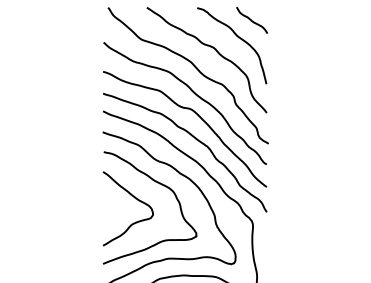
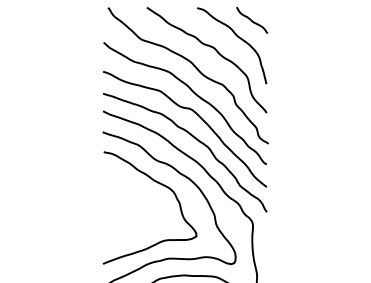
curve: present -> none (135, 199)
